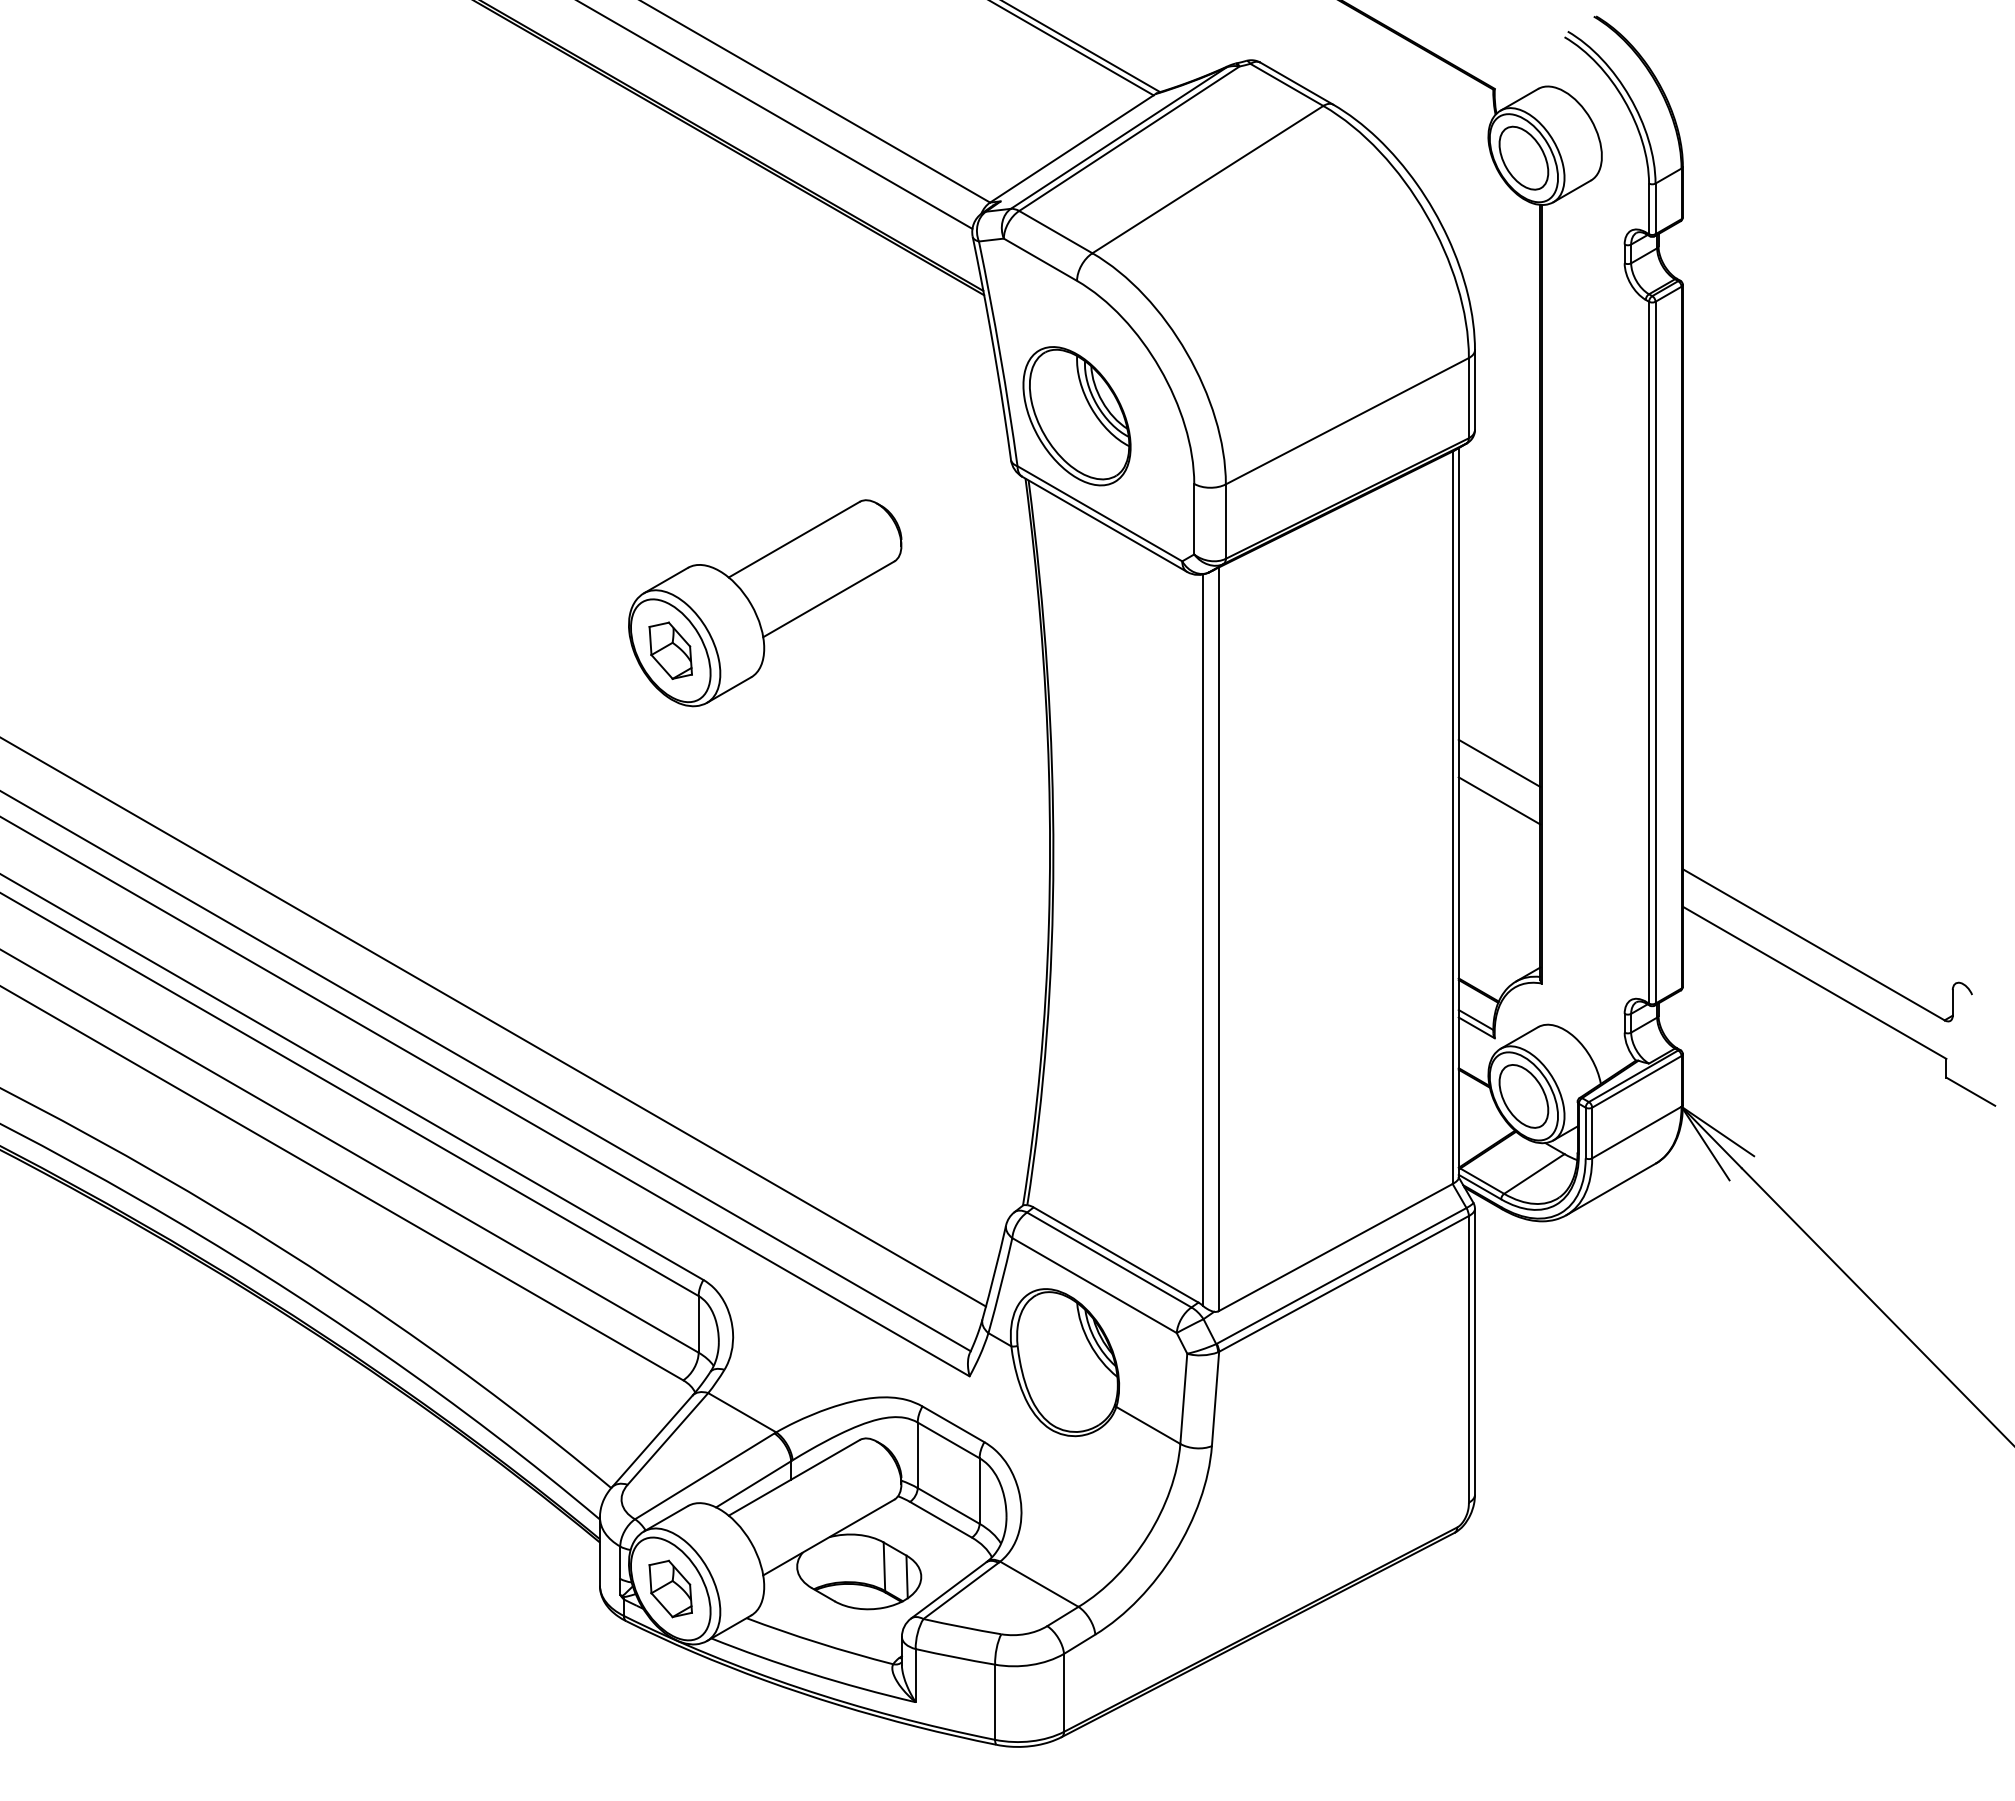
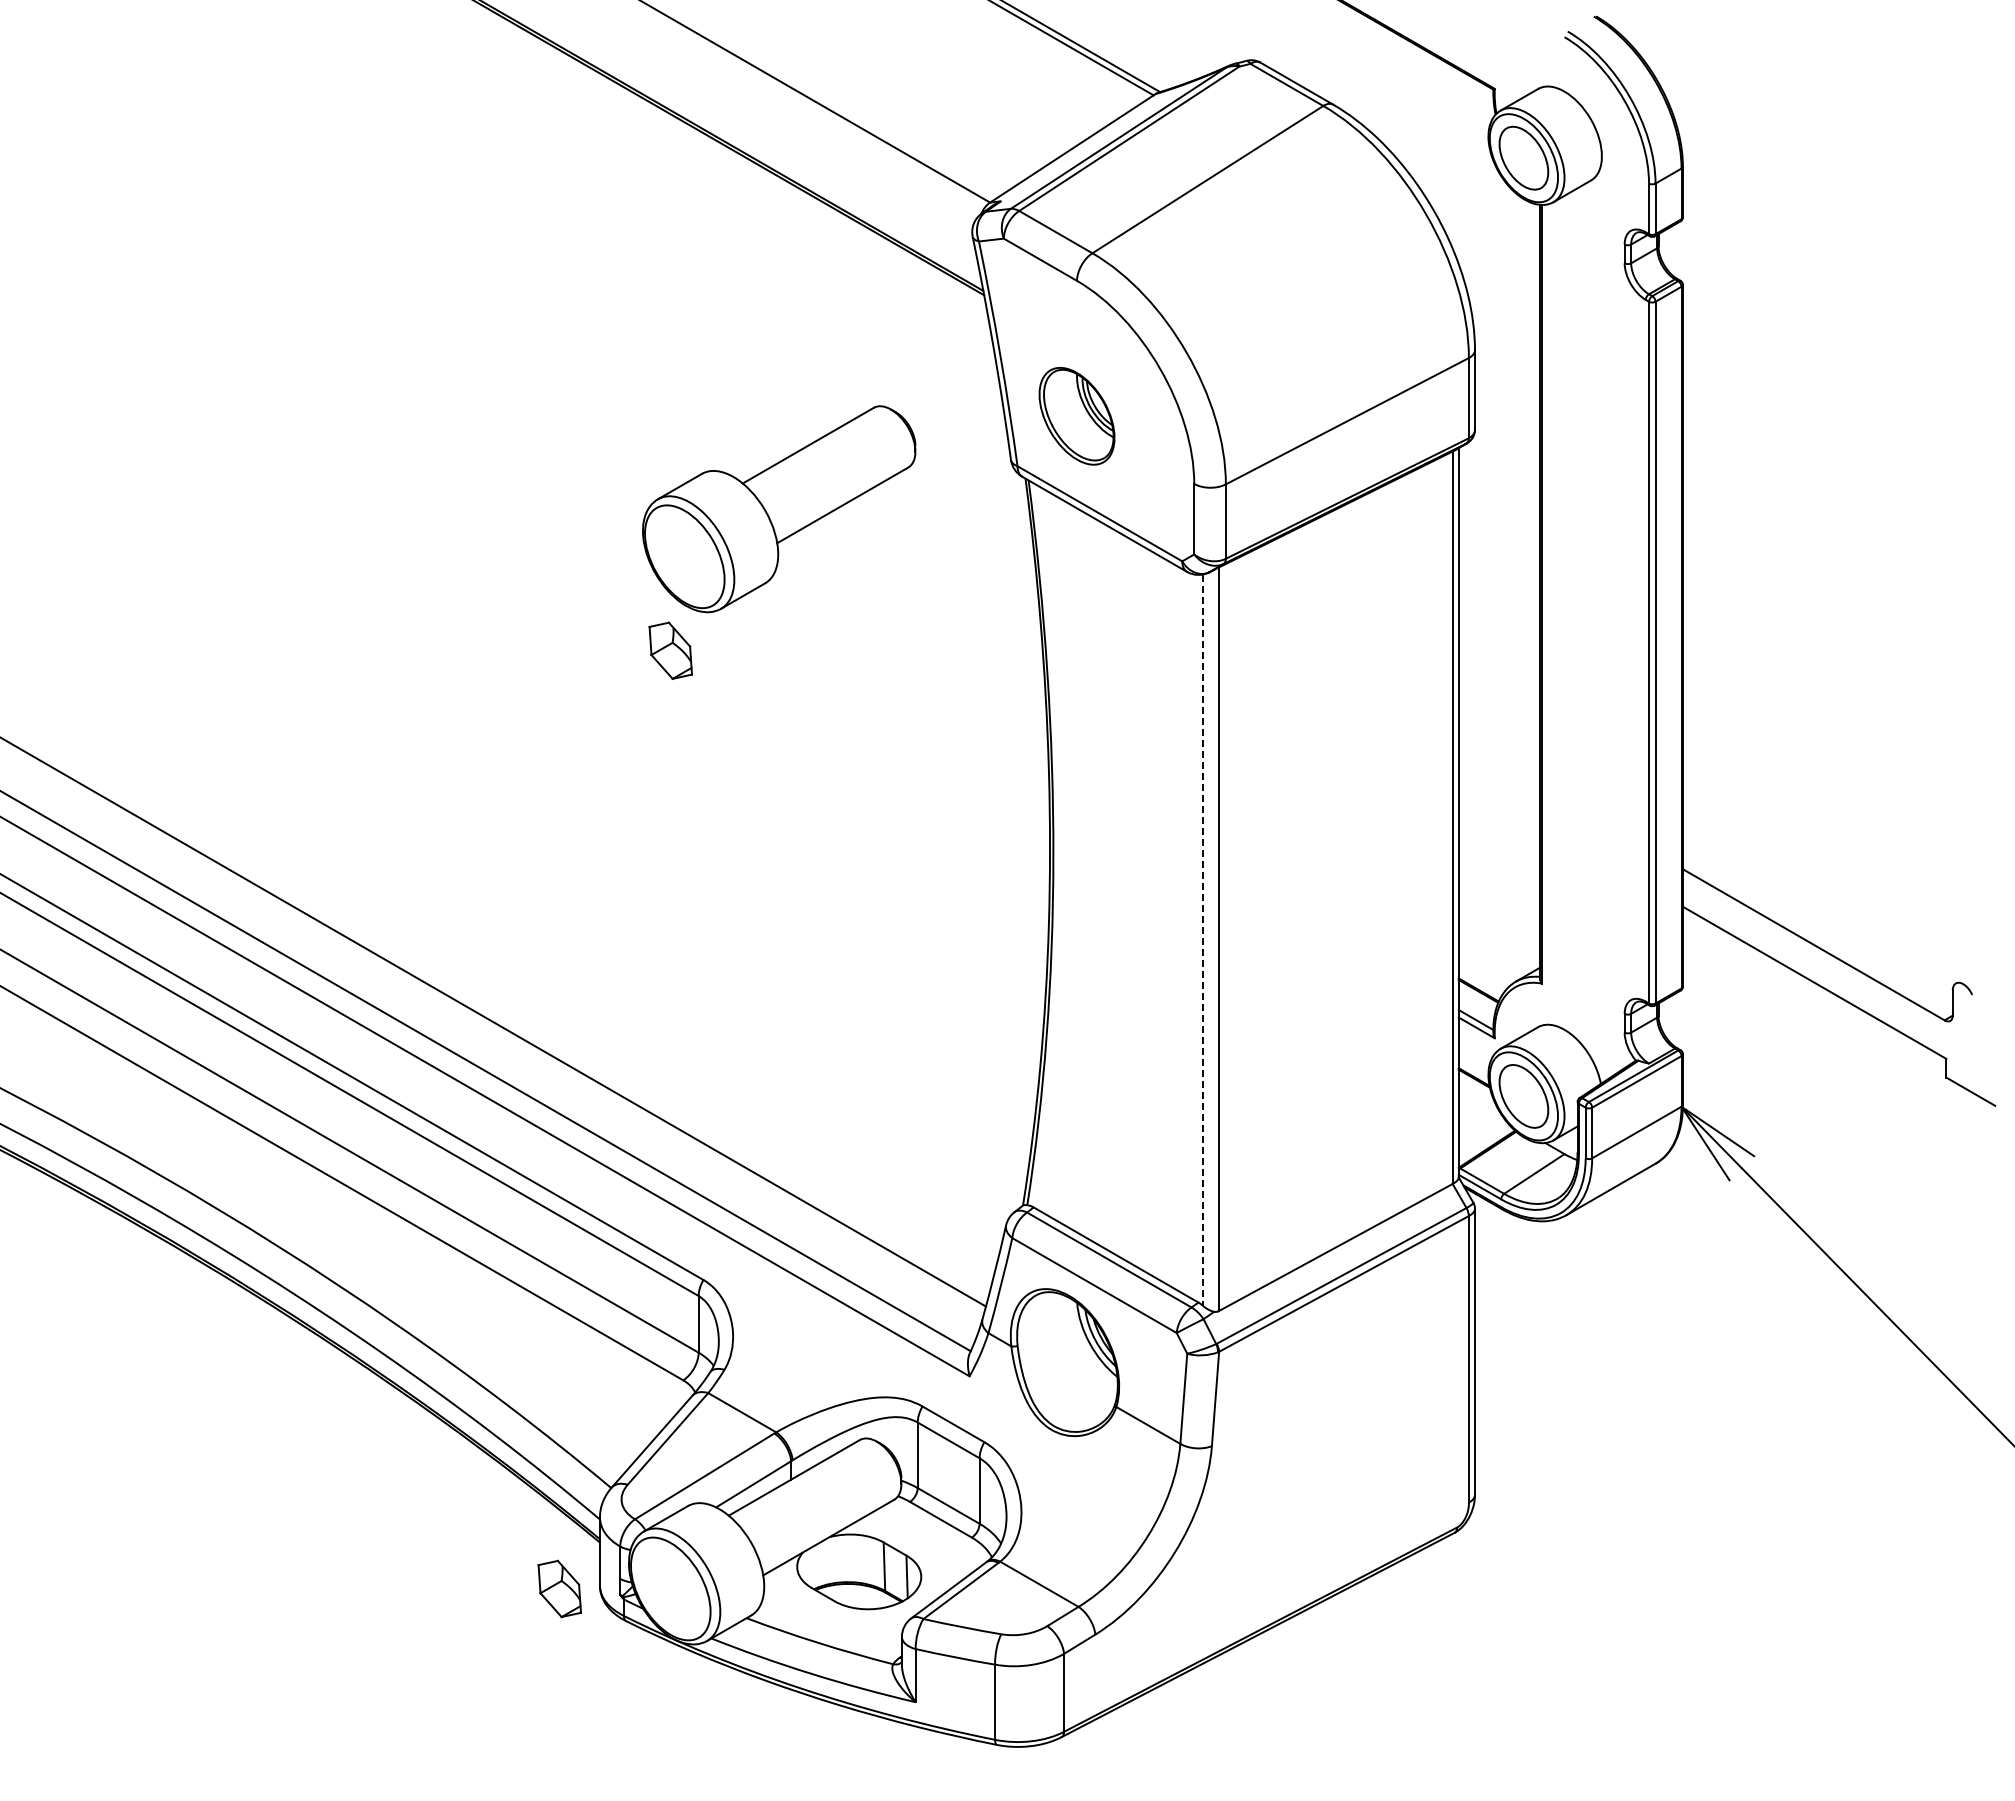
line: present -> none (776, 115)
part size: 110x141 px -> 78x99 px (1076, 416)
part position: (765, 603) -> (779, 509) (779, 509)
line: present -> none (1499, 762)
line: present -> none (1499, 800)
line: solid -> dashed (1202, 940)
part position: (670, 1588) -> (559, 1588) (559, 1588)
